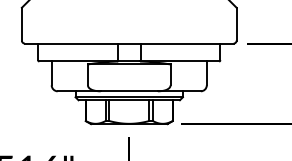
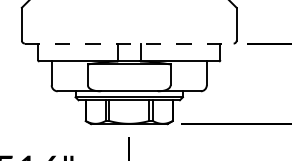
line: solid -> dashed (129, 43)
